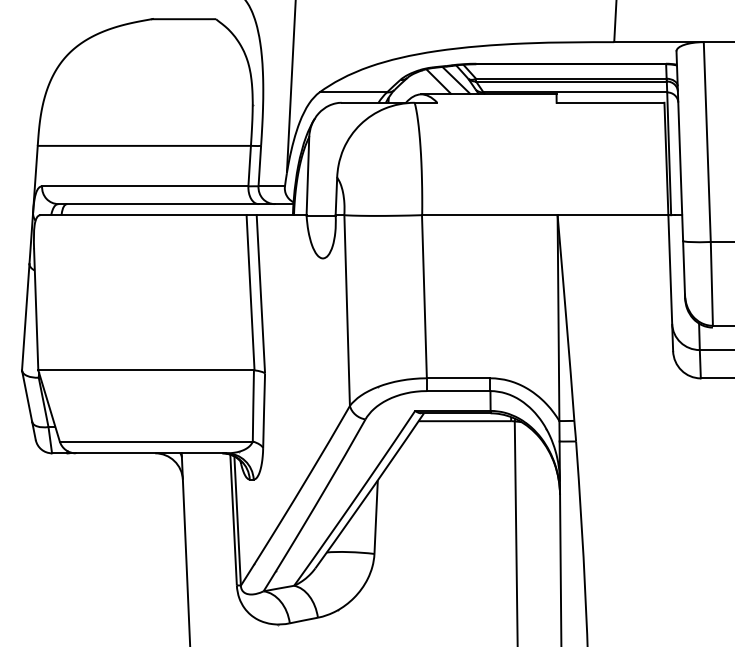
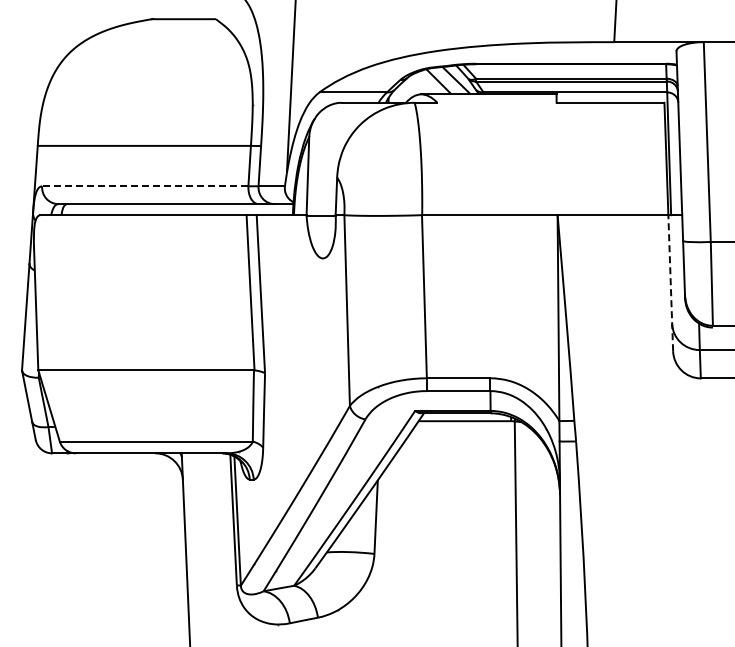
line: solid -> dashed (144, 186)
line: solid -> dashed (670, 282)
